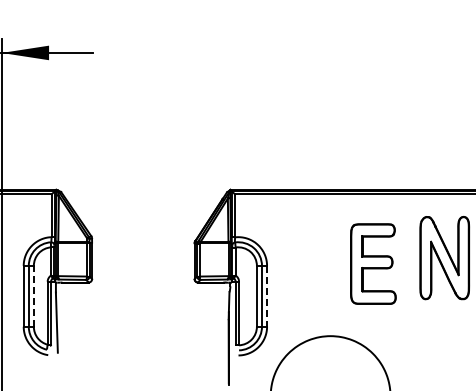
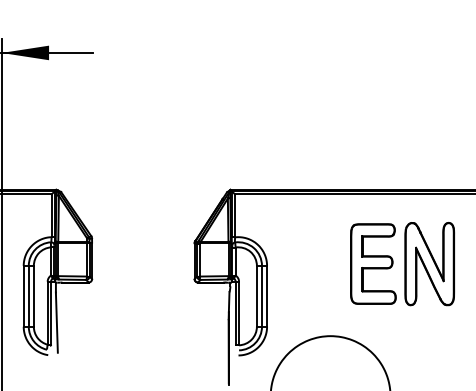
part position: (444, 258) -> (429, 264) (429, 264)
line: dashed -> solid (33, 295)
line: dashed -> solid (267, 296)
